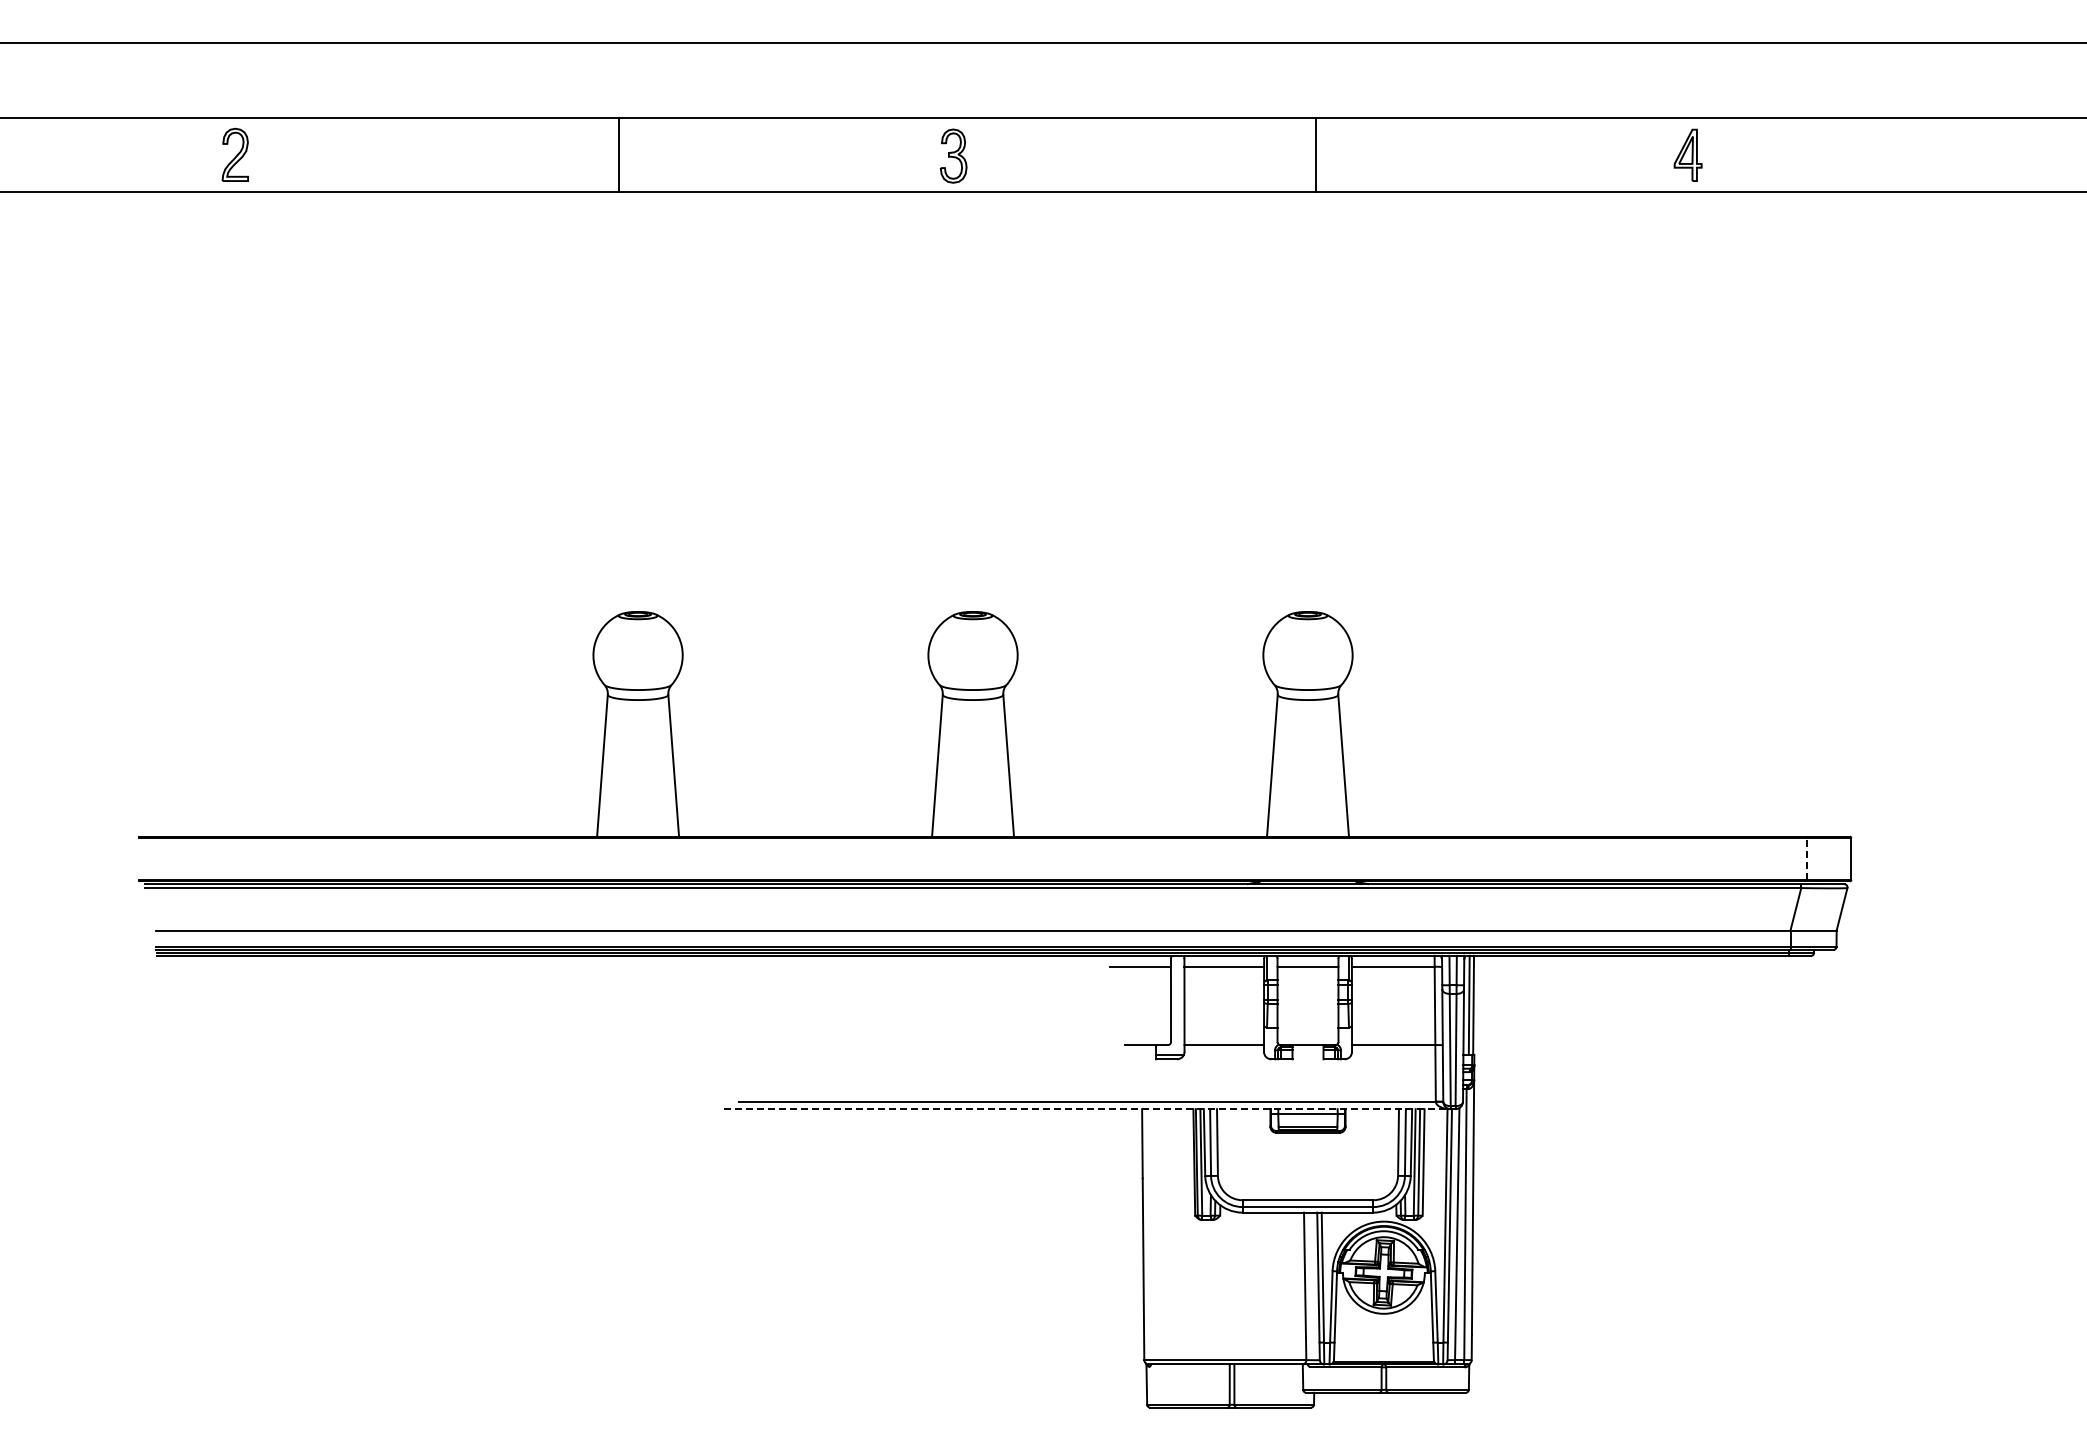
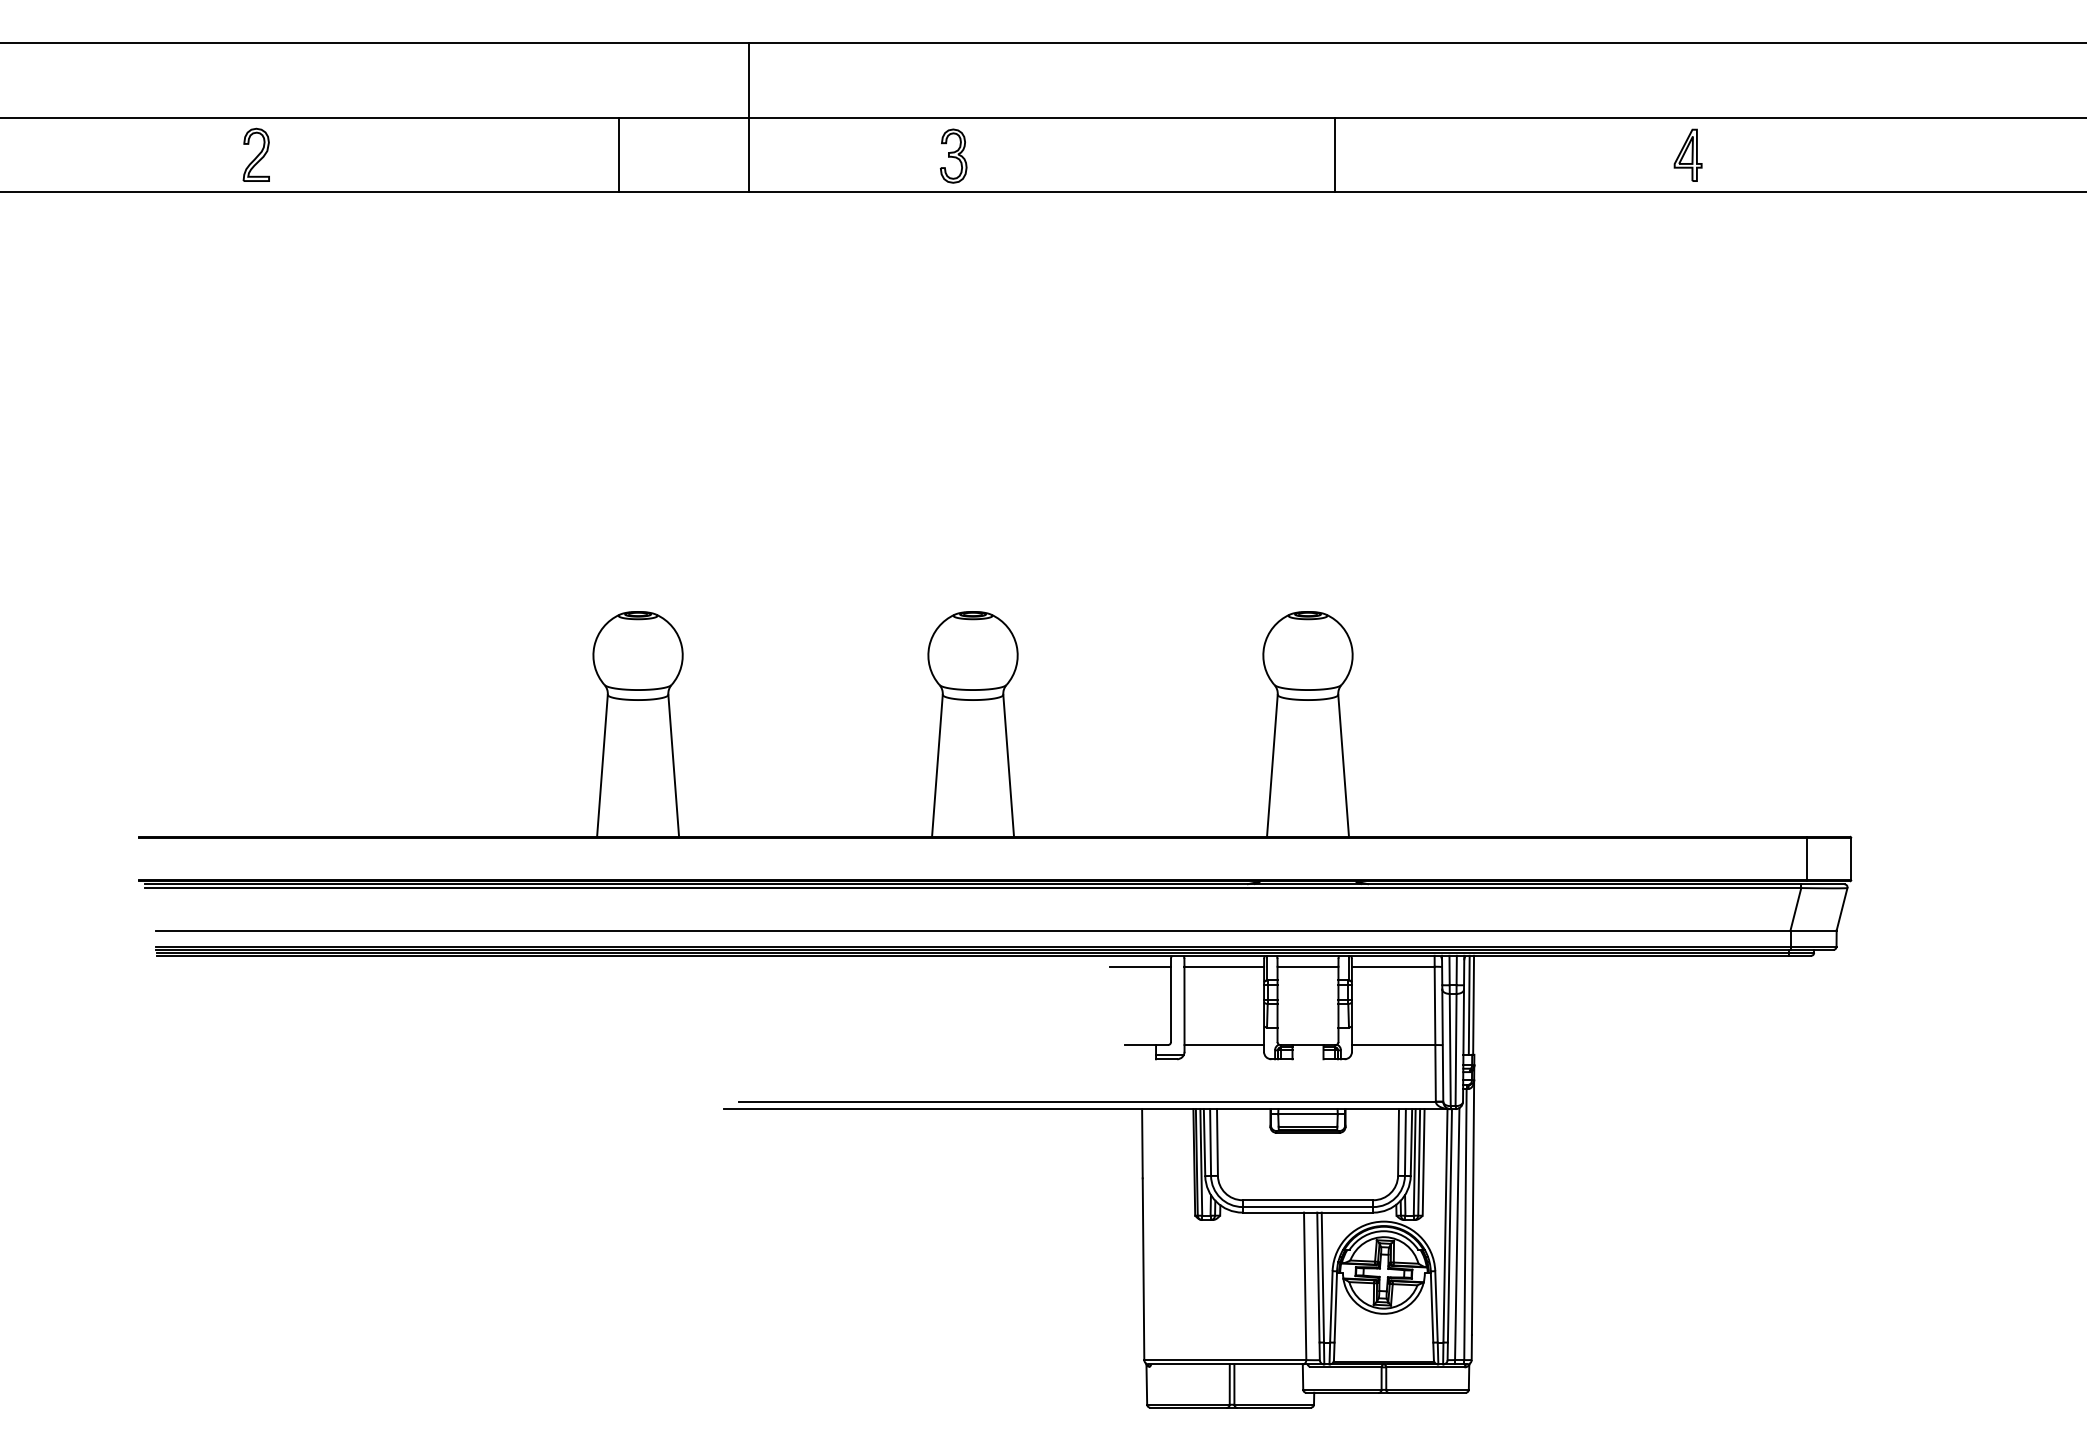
line: none -> present (749, 117)
part position: (234, 154) -> (255, 154) (255, 154)
line position: (1316, 154) -> (1335, 154) (1335, 154)
line: dashed -> solid (1806, 859)
line: dashed -> solid (1087, 1109)
